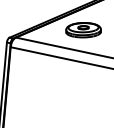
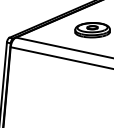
part position: (83, 30) -> (92, 30) (92, 30)
